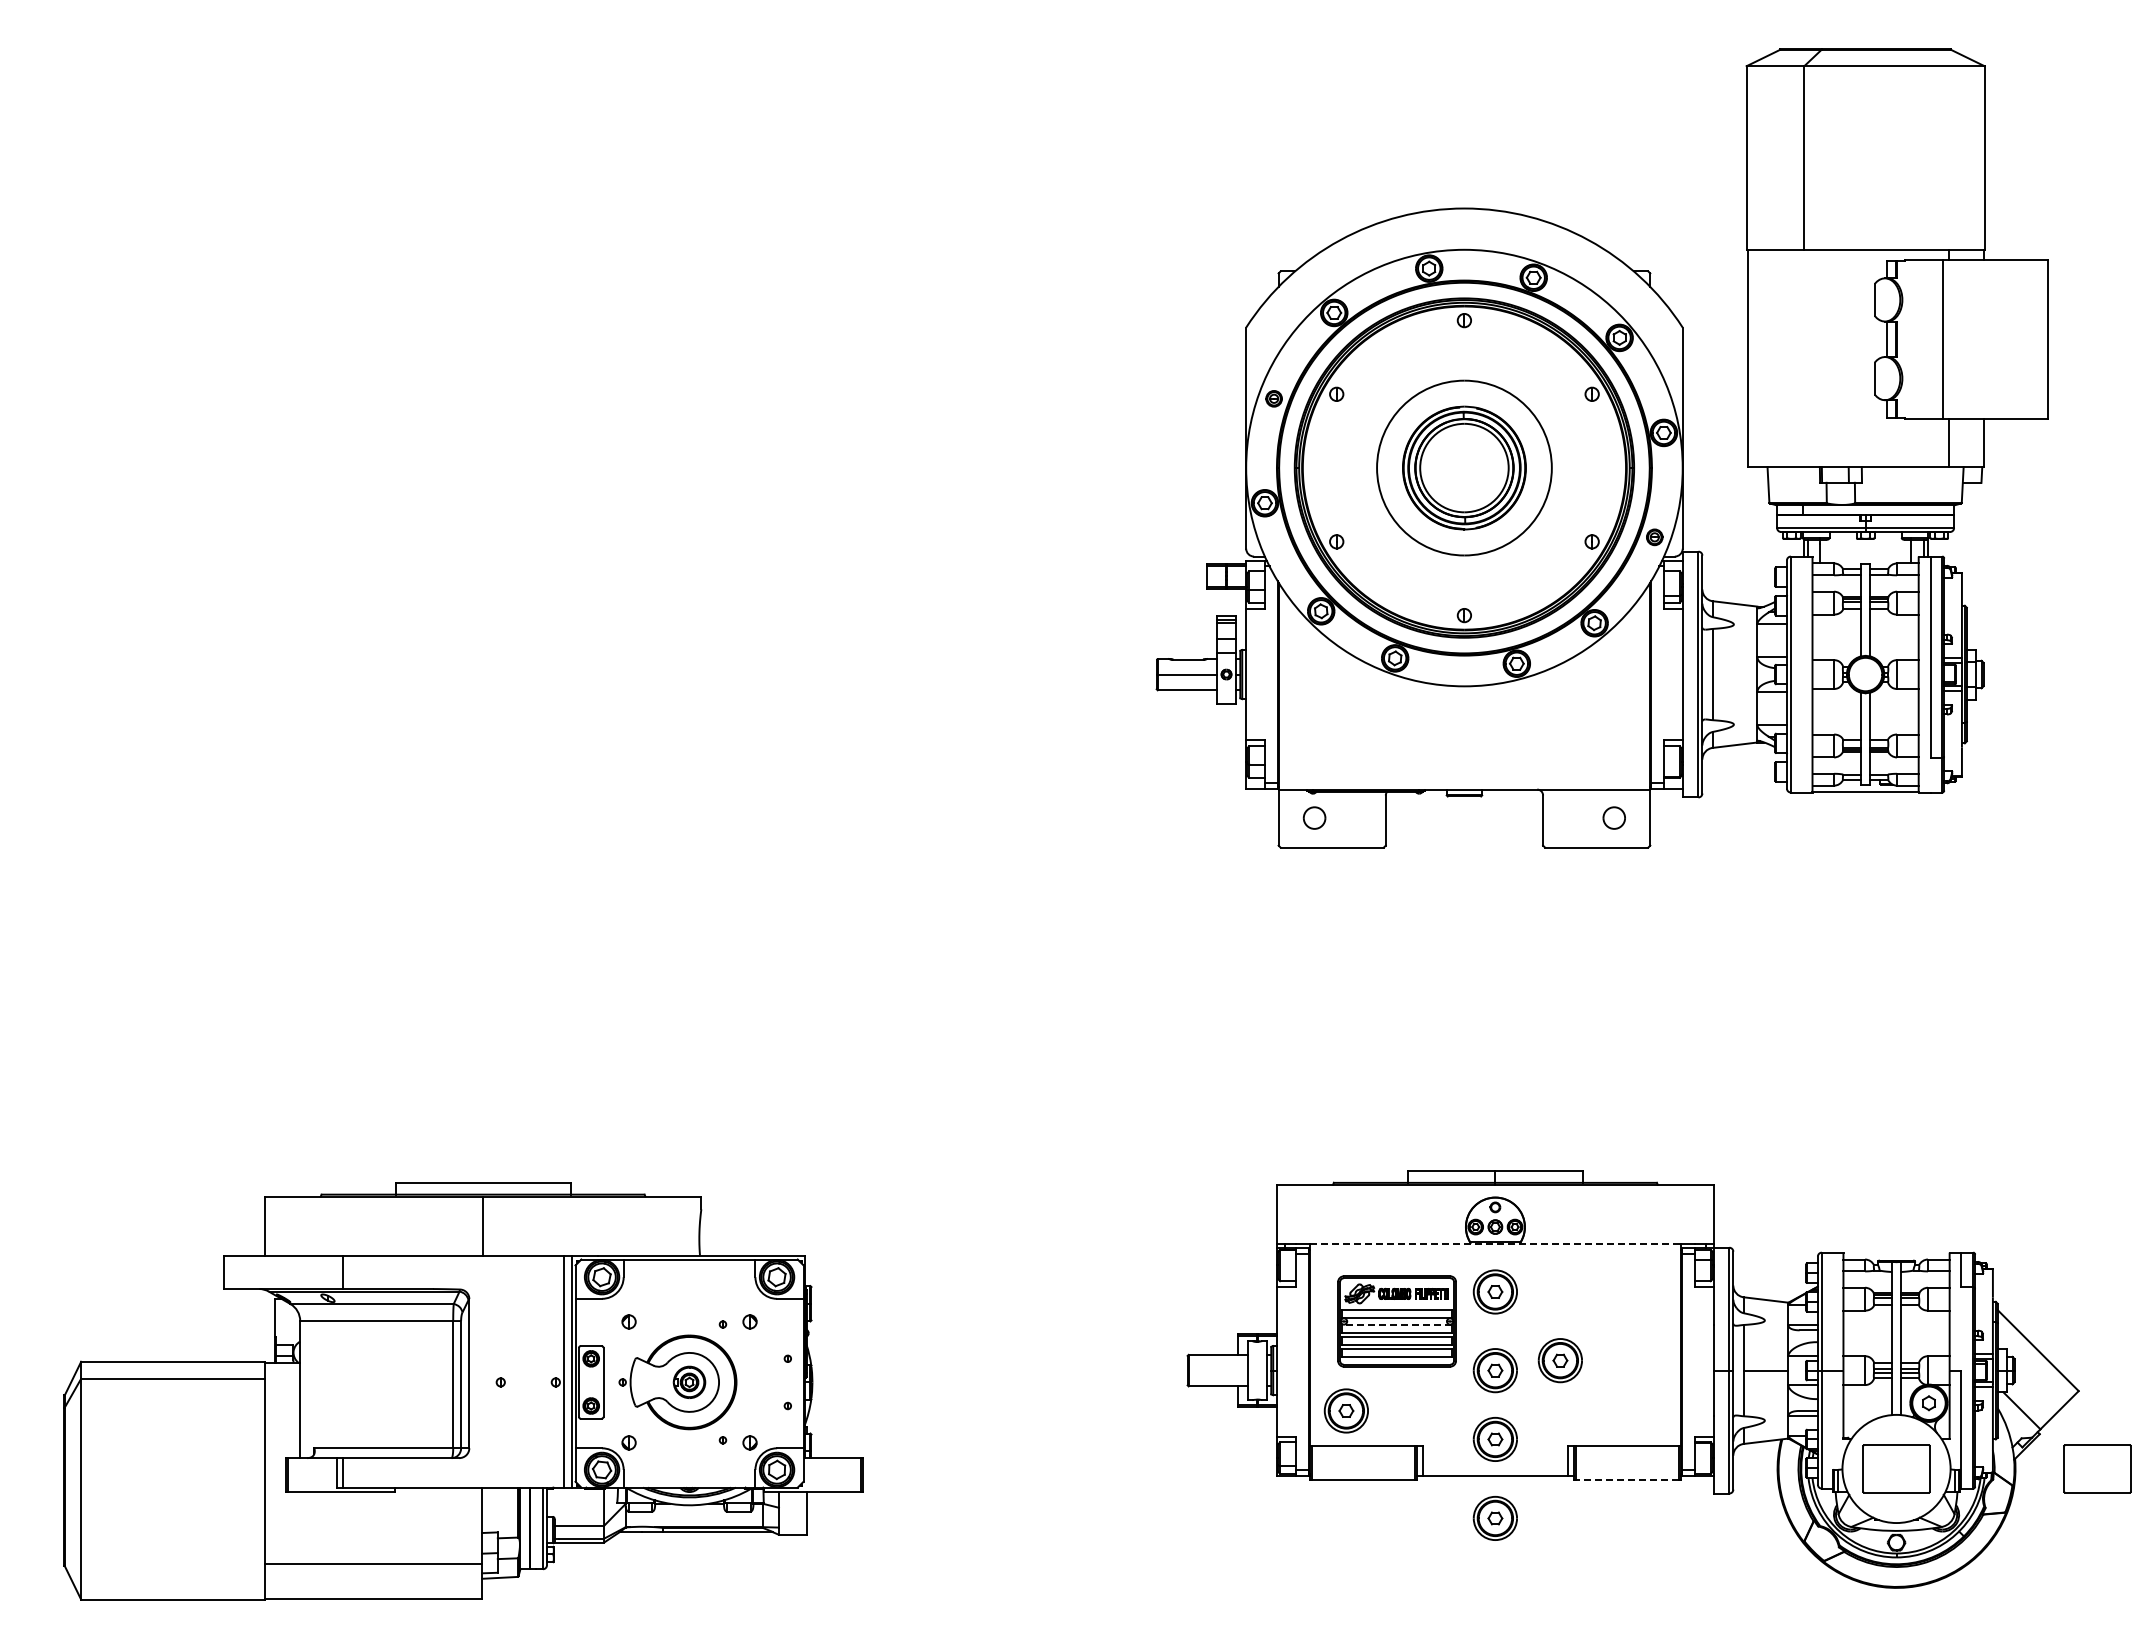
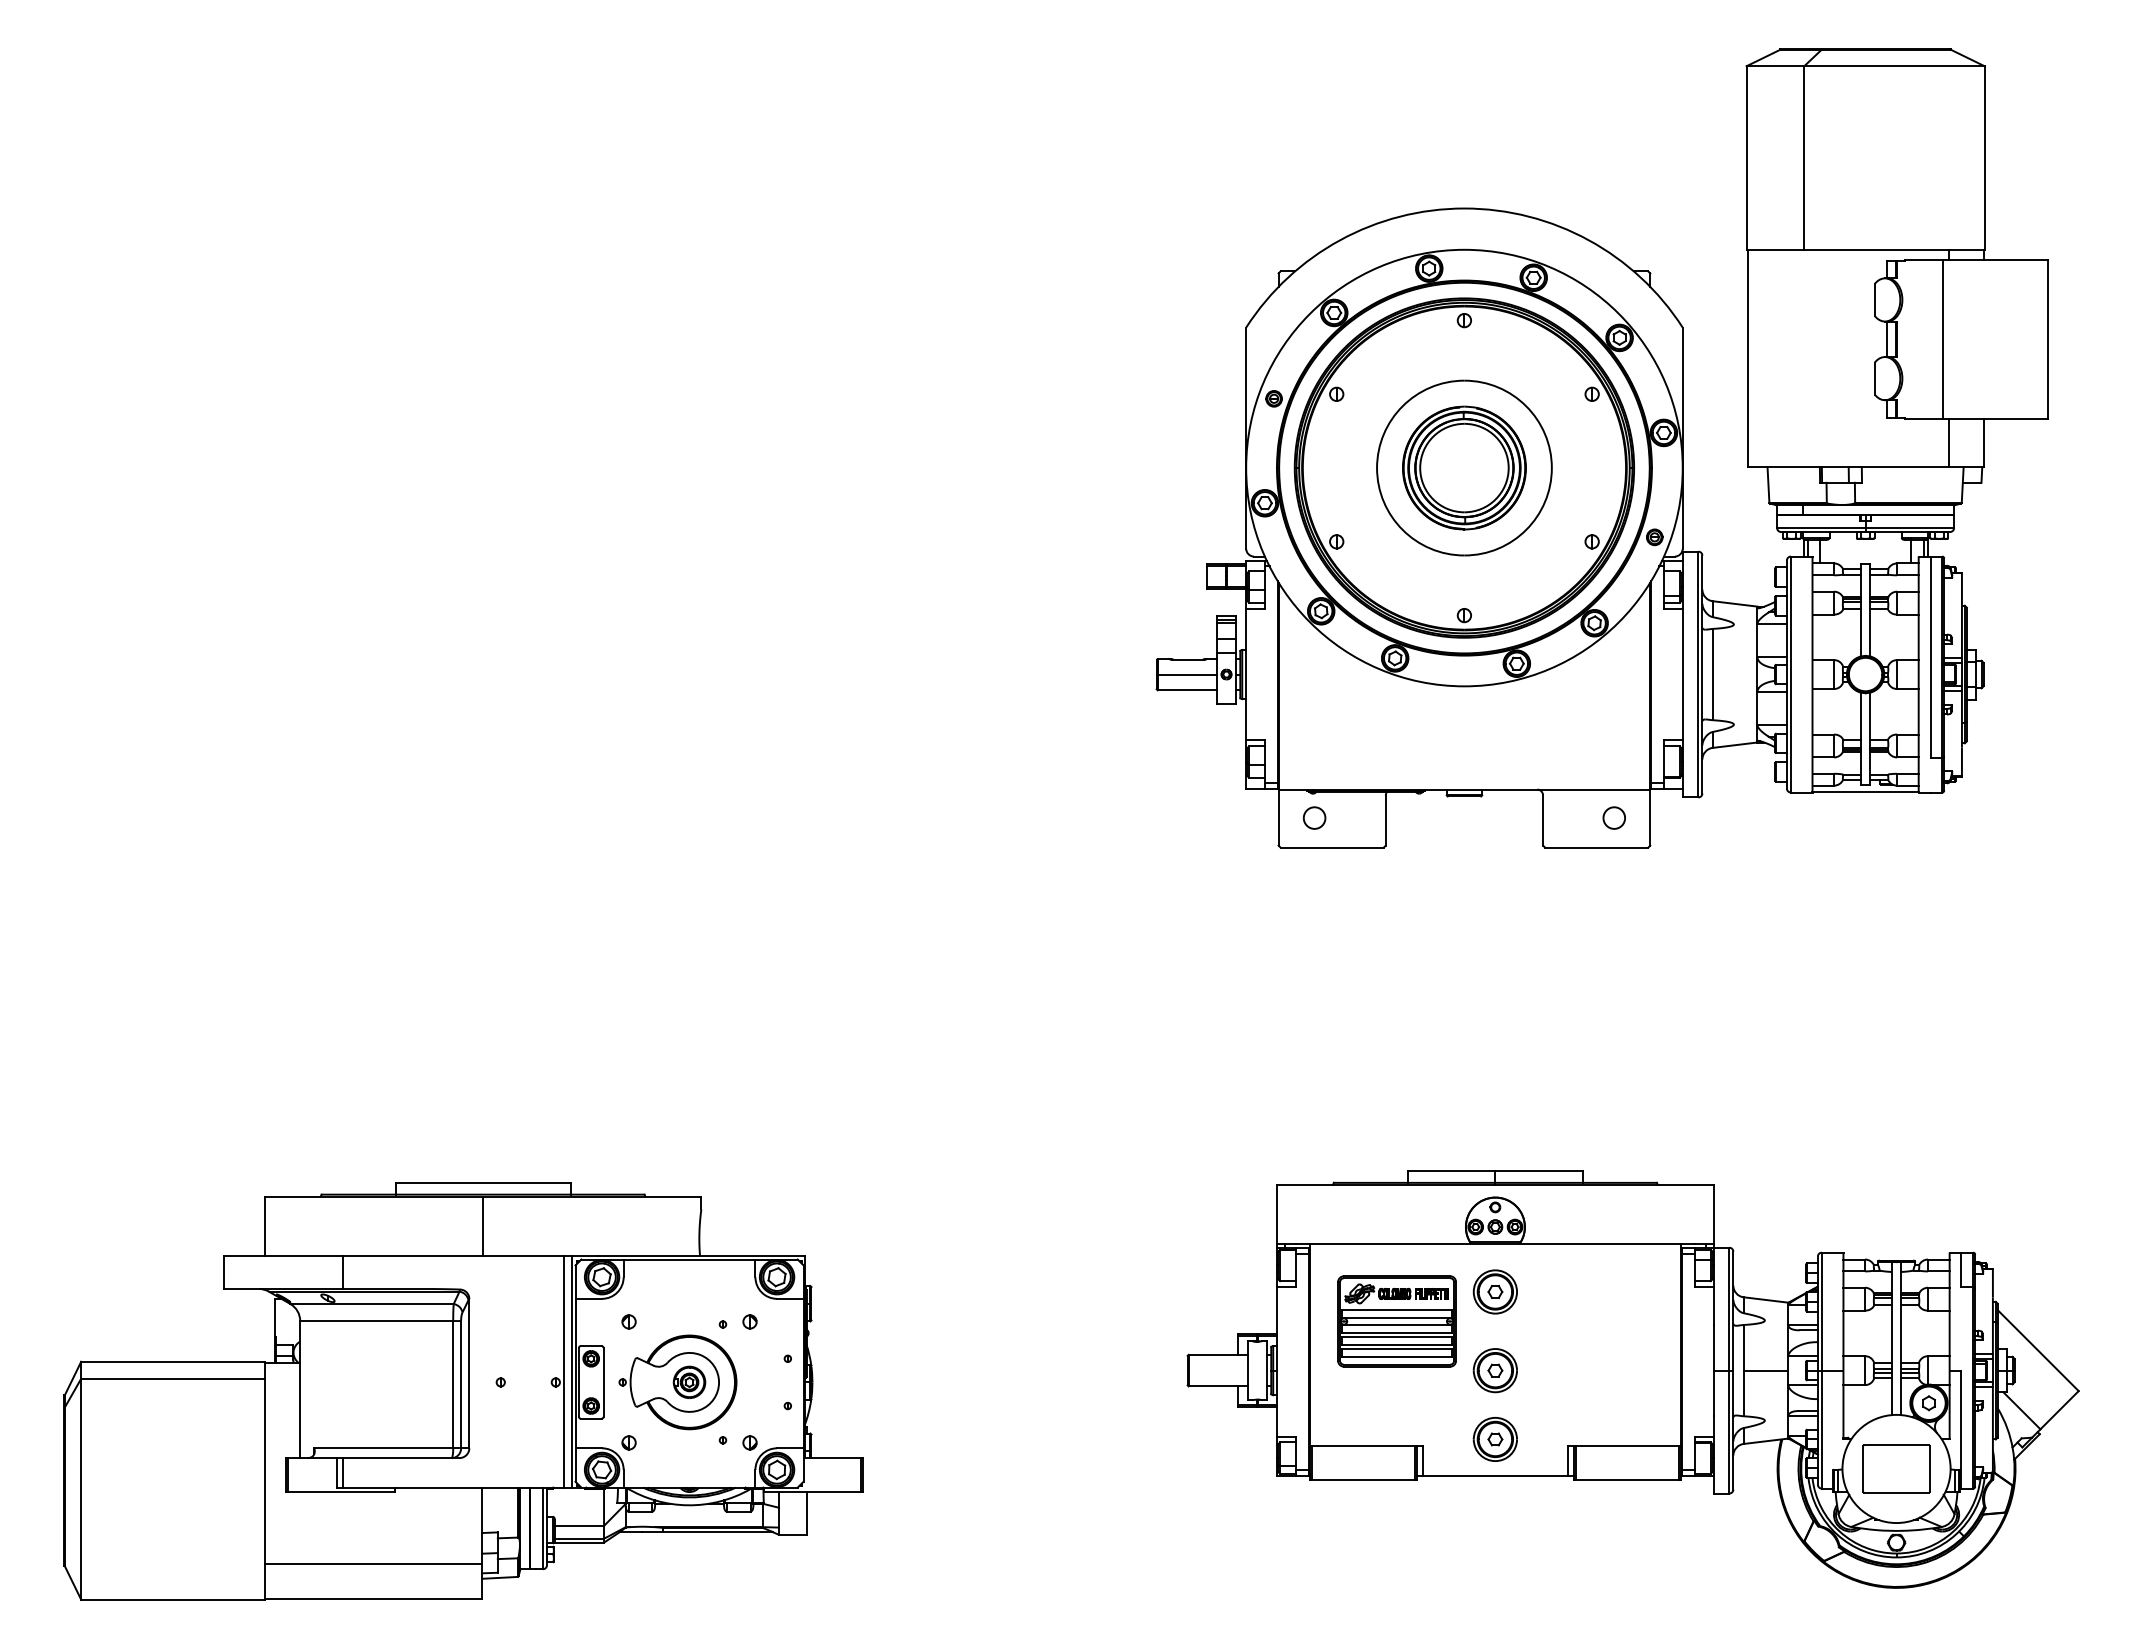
line: dashed -> solid (1495, 1243)
line: dashed -> solid (1396, 1325)
part: present -> none (1559, 1360)
part: present -> none (1345, 1410)
part: present -> none (2097, 1468)
line: dashed -> solid (1627, 1479)
part: present -> none (1494, 1518)
